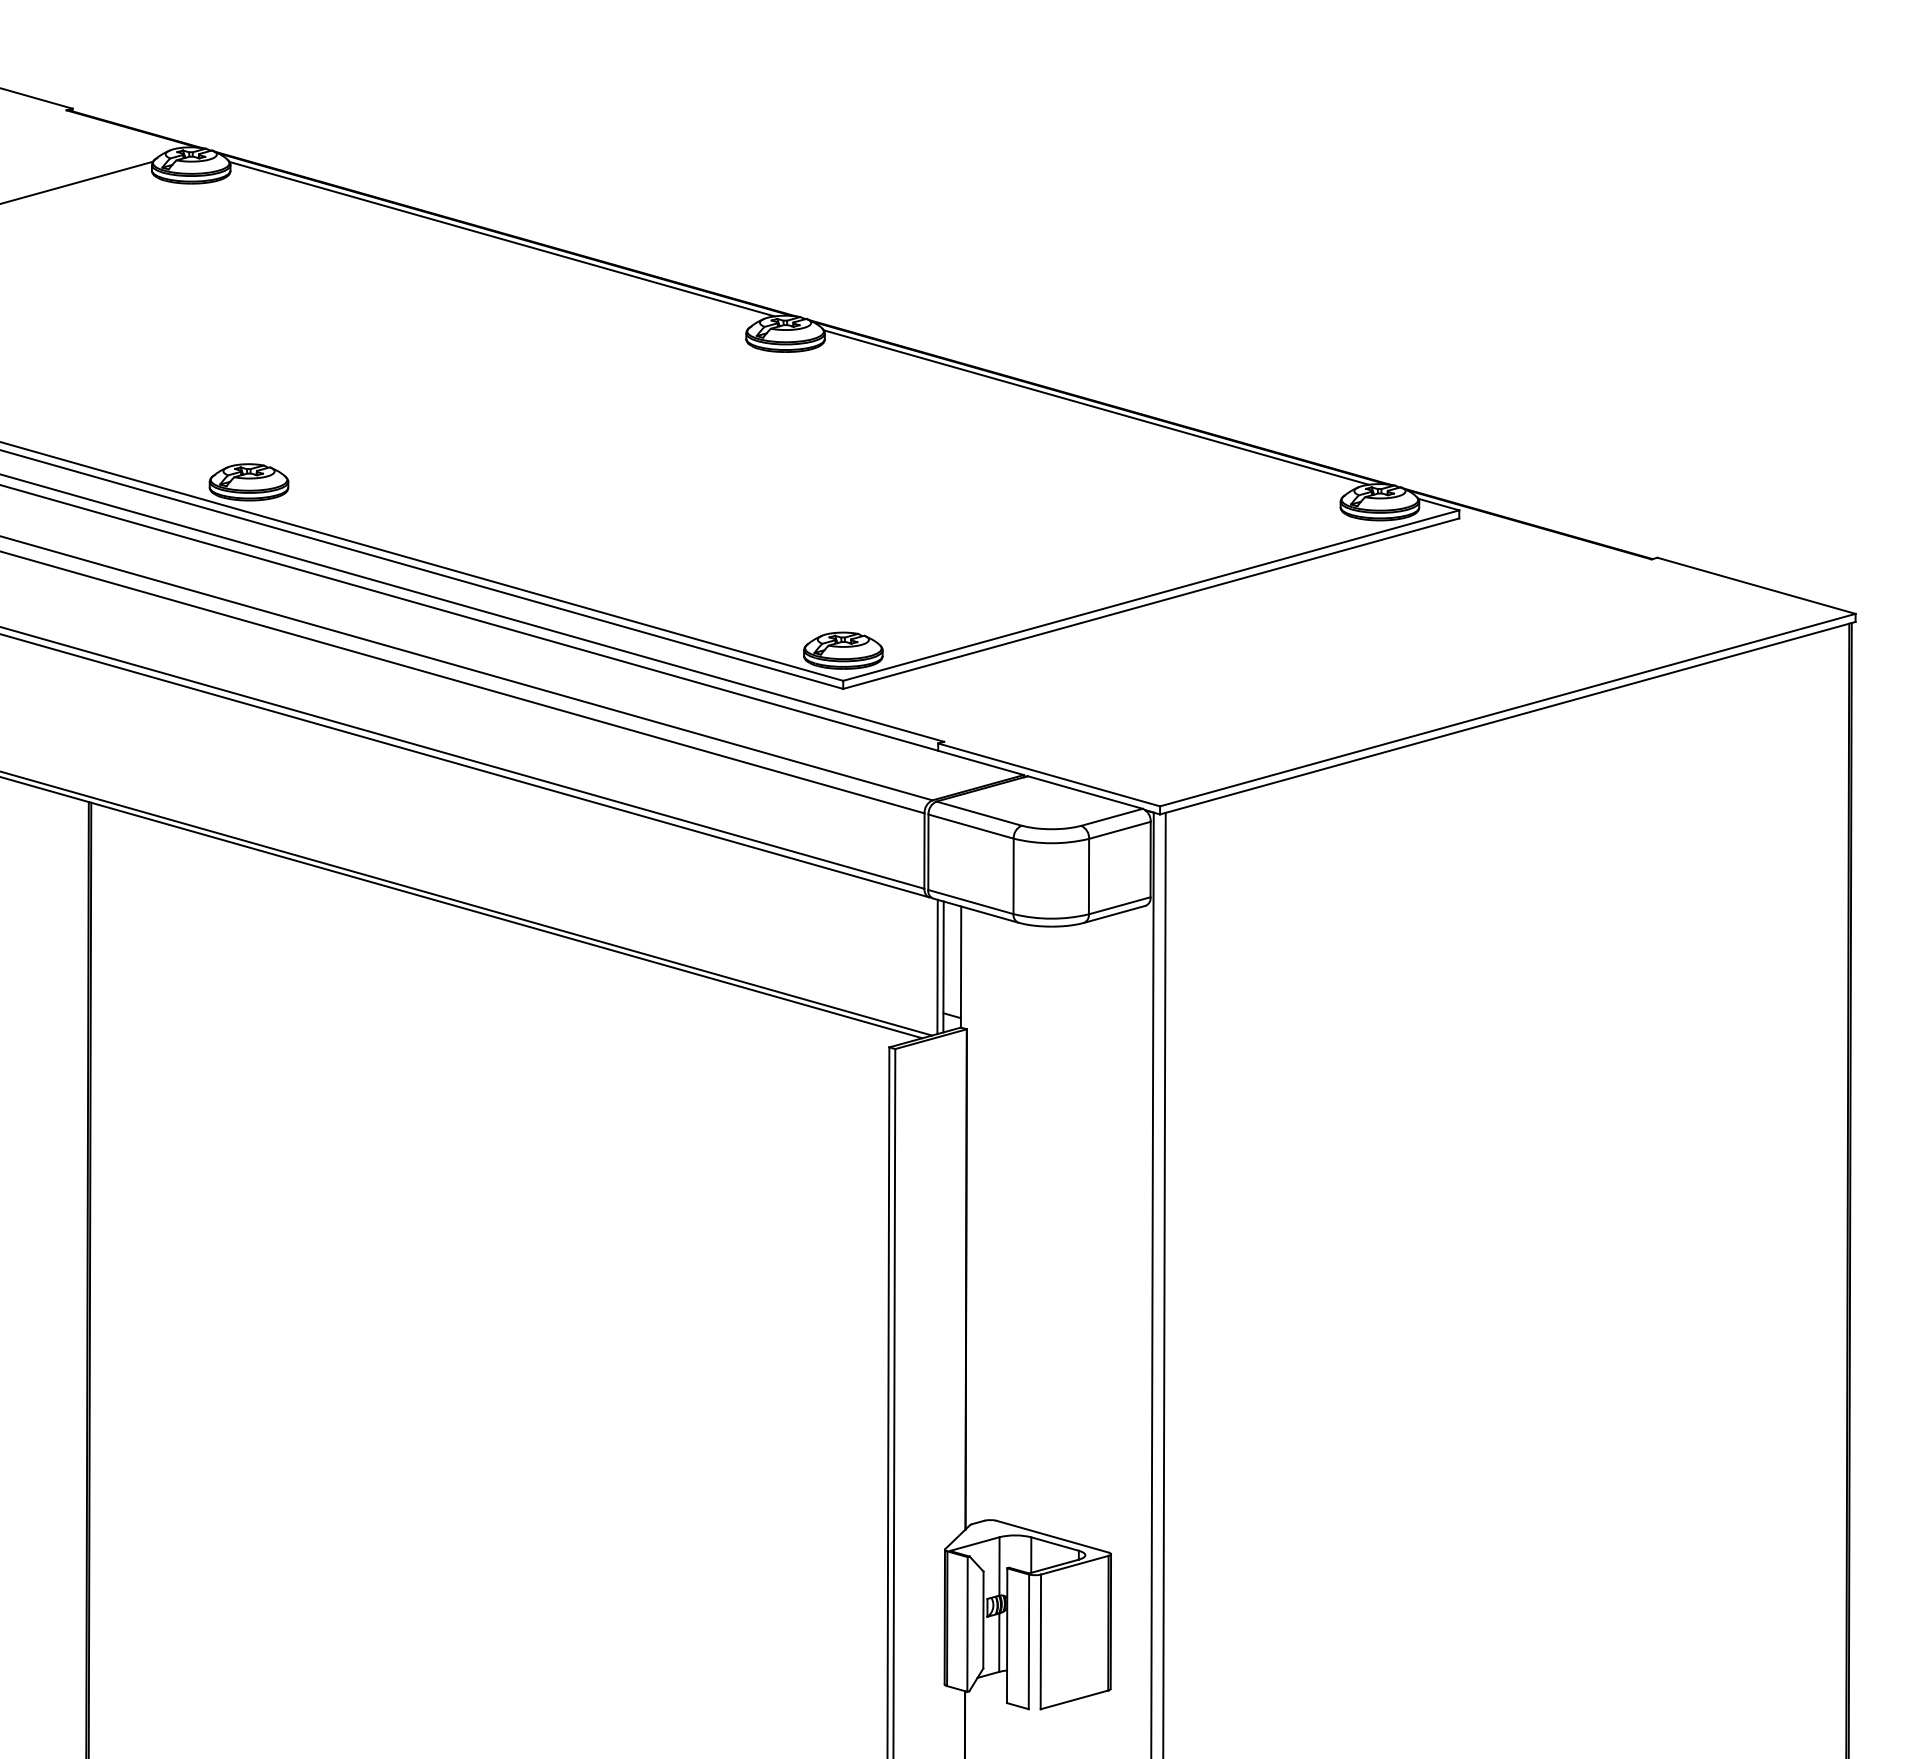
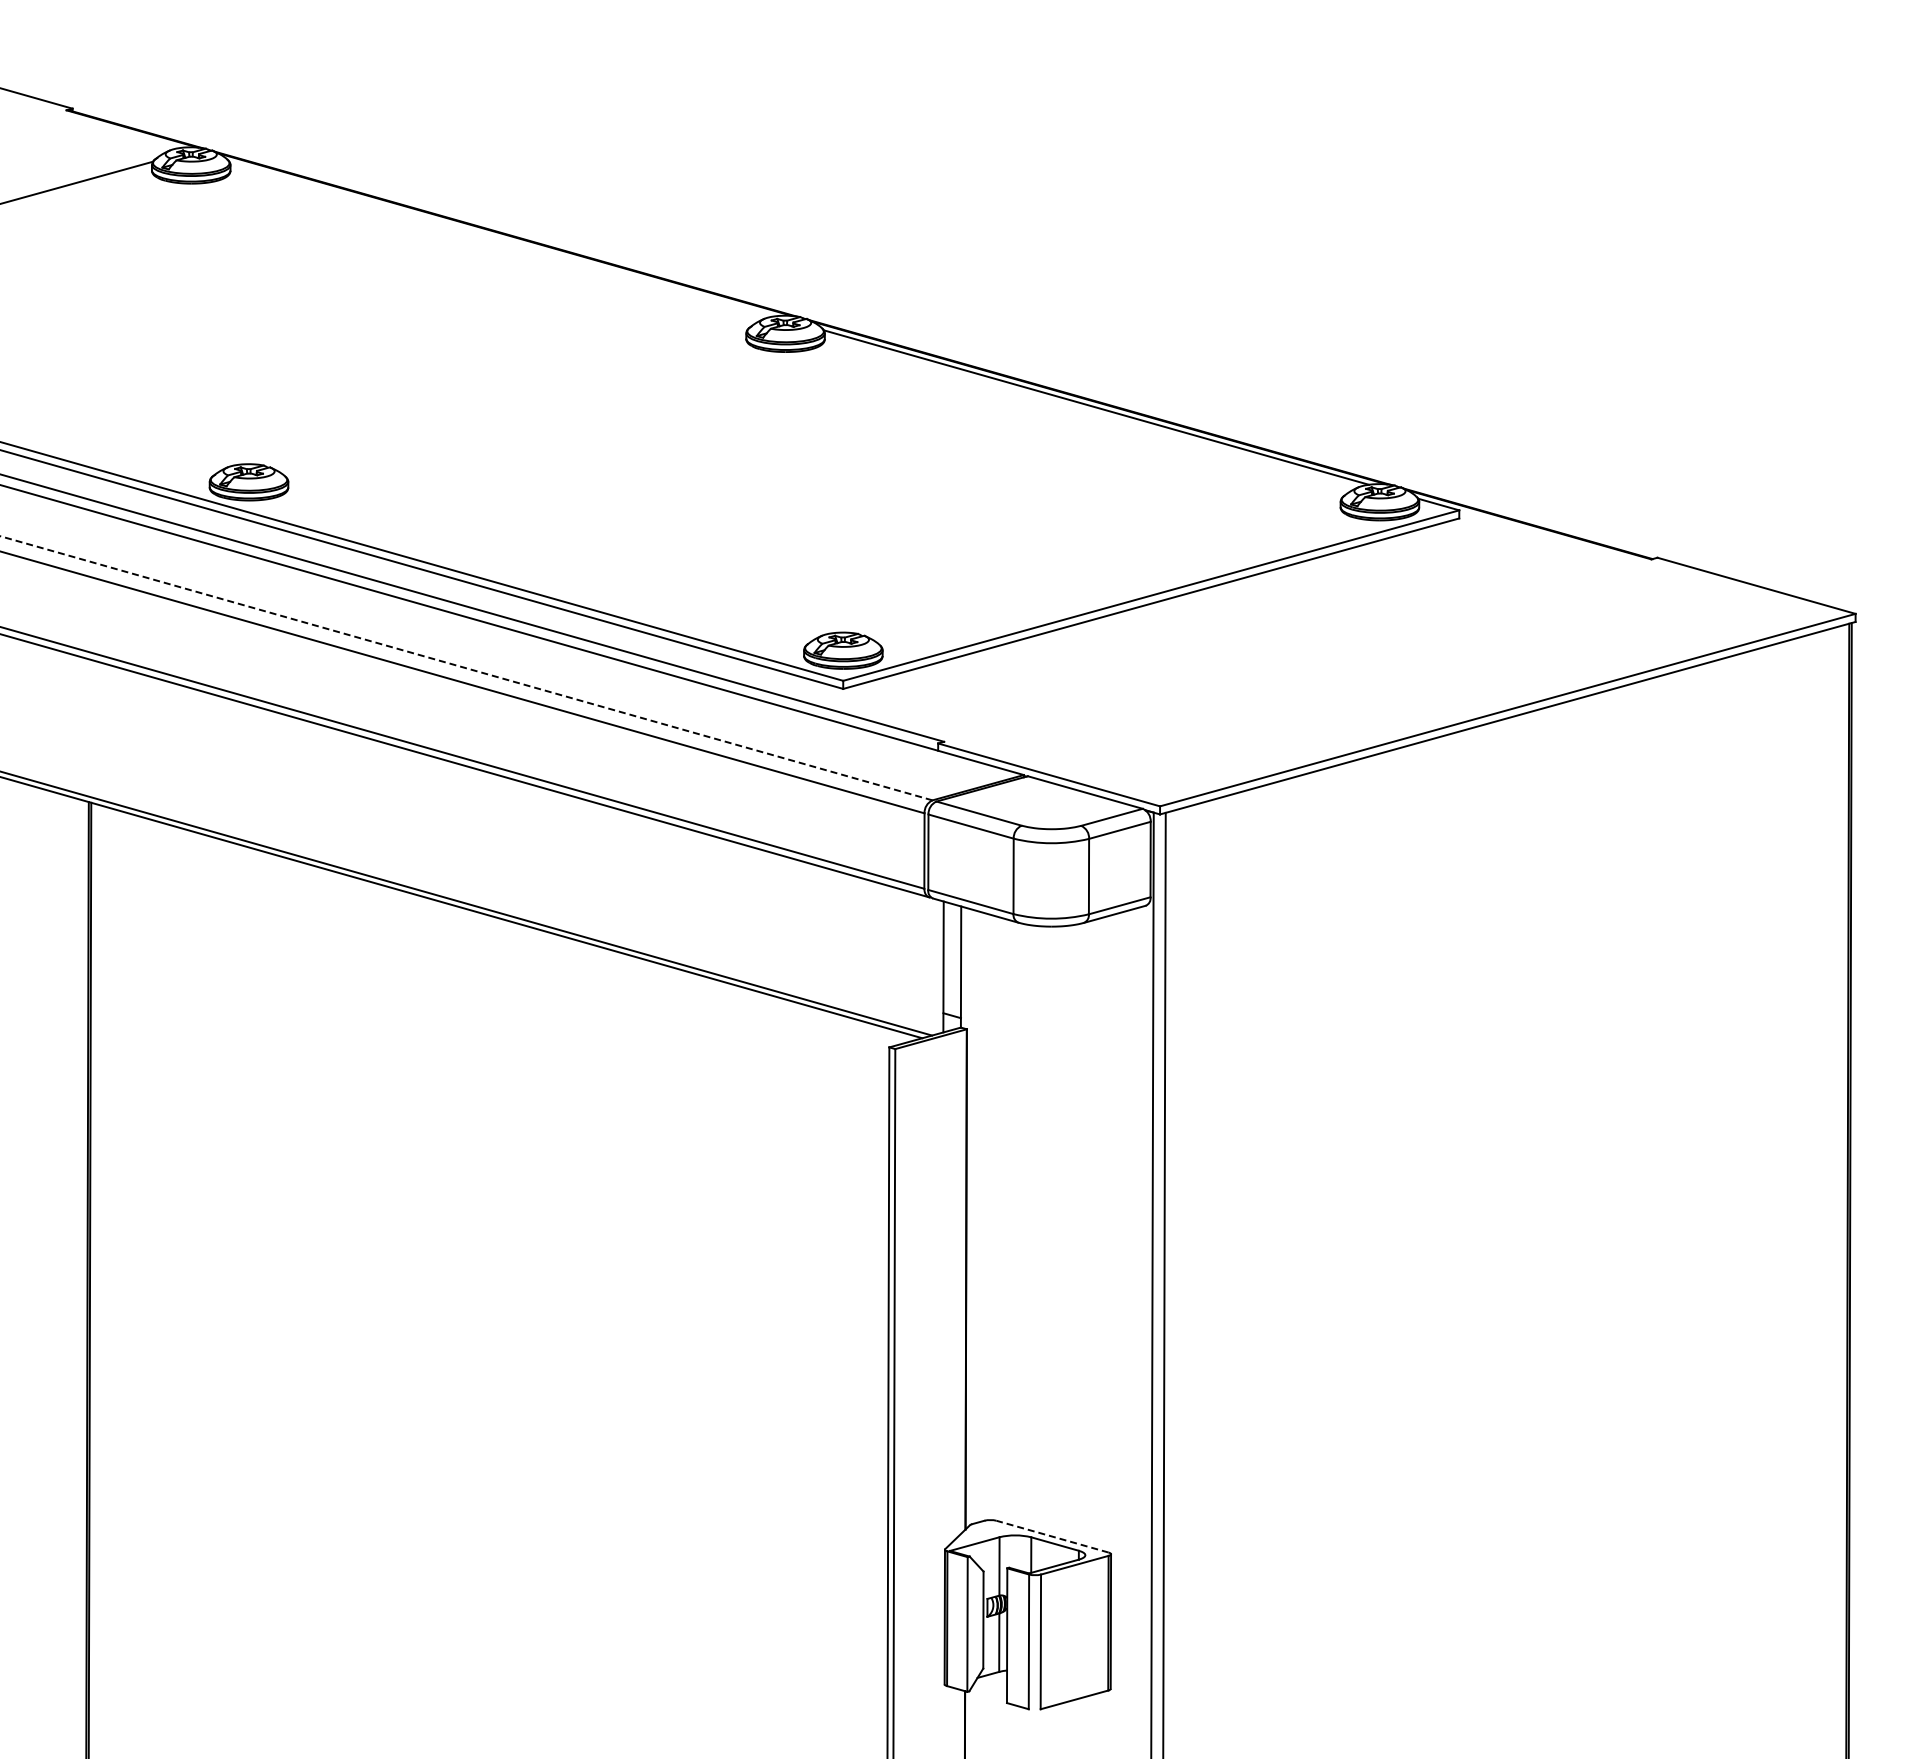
line: present -> none (501, 238)
line: solid -> dashed (466, 668)
line: present -> none (937, 966)
line: solid -> dashed (1052, 1536)
